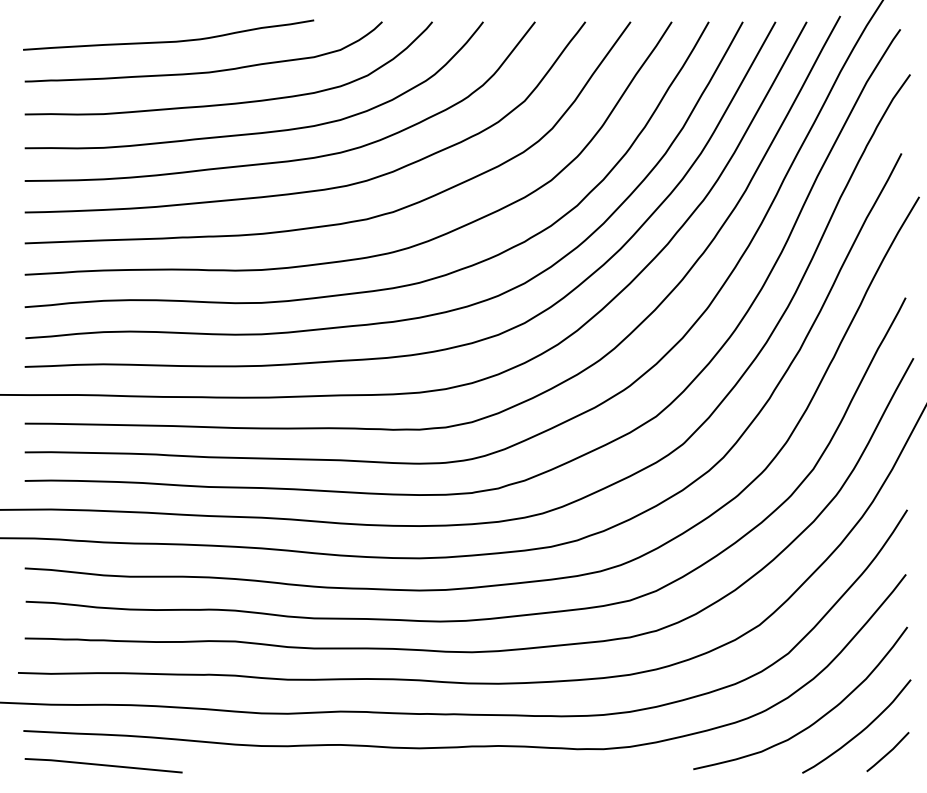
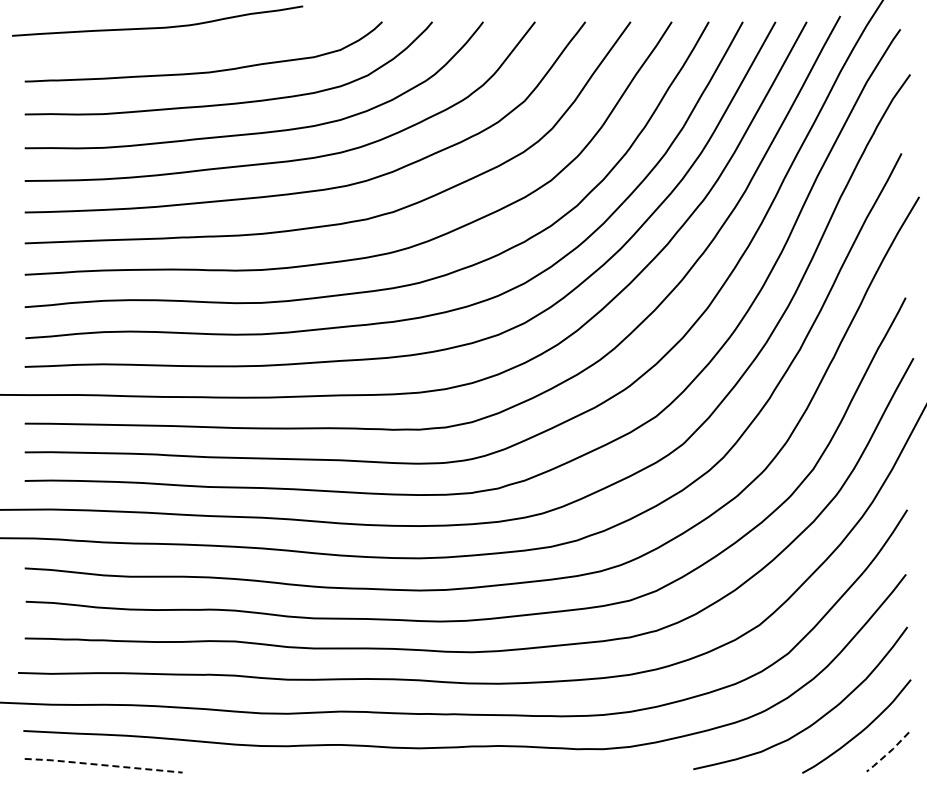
curve position: (168, 41) -> (157, 27) (157, 27)
line: solid -> dashed (888, 752)
line: solid -> dashed (103, 765)
